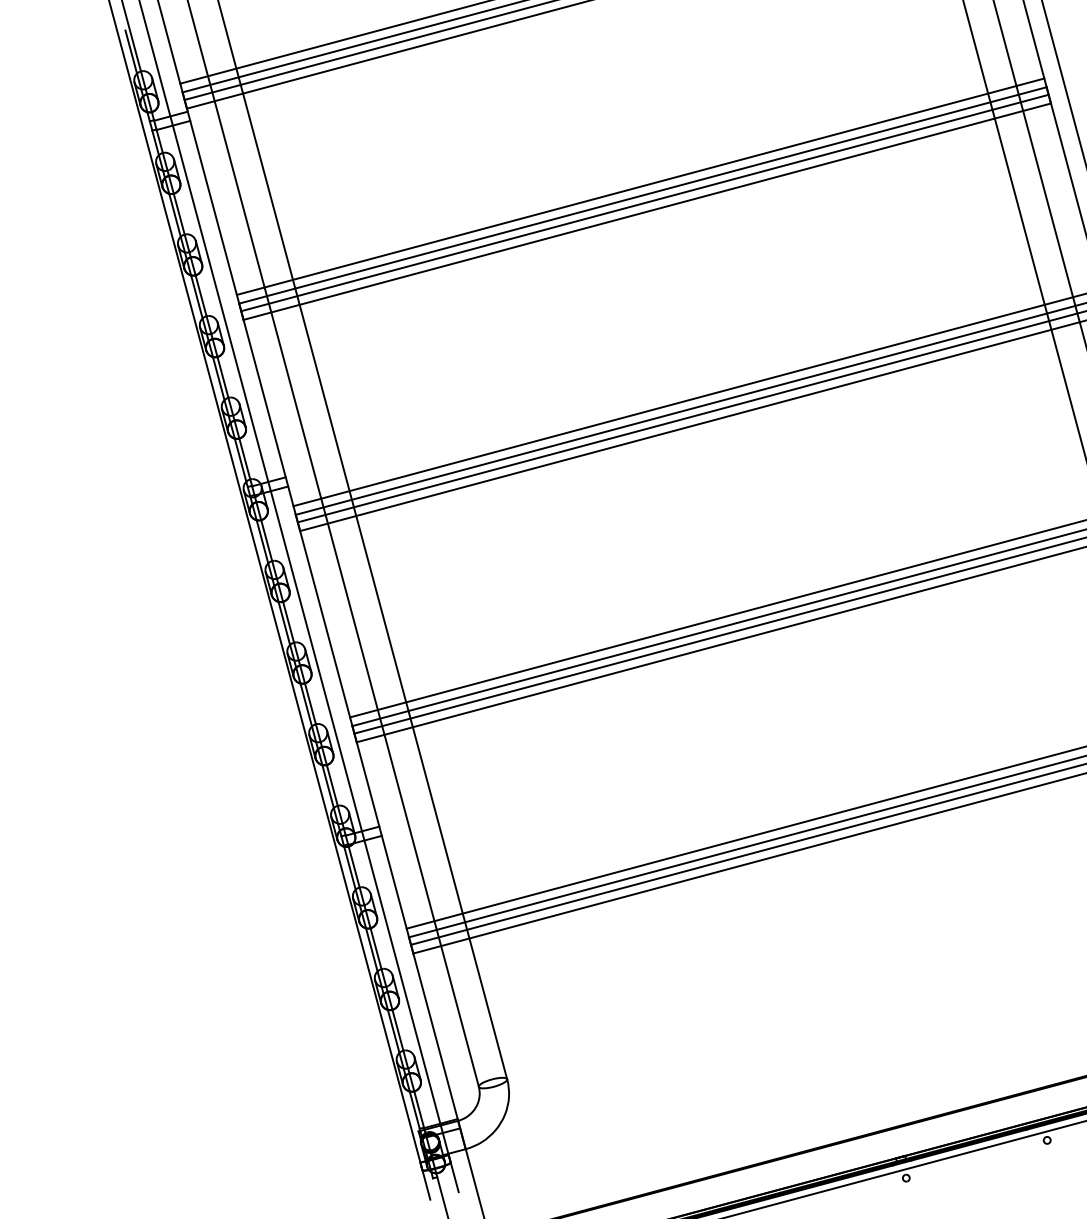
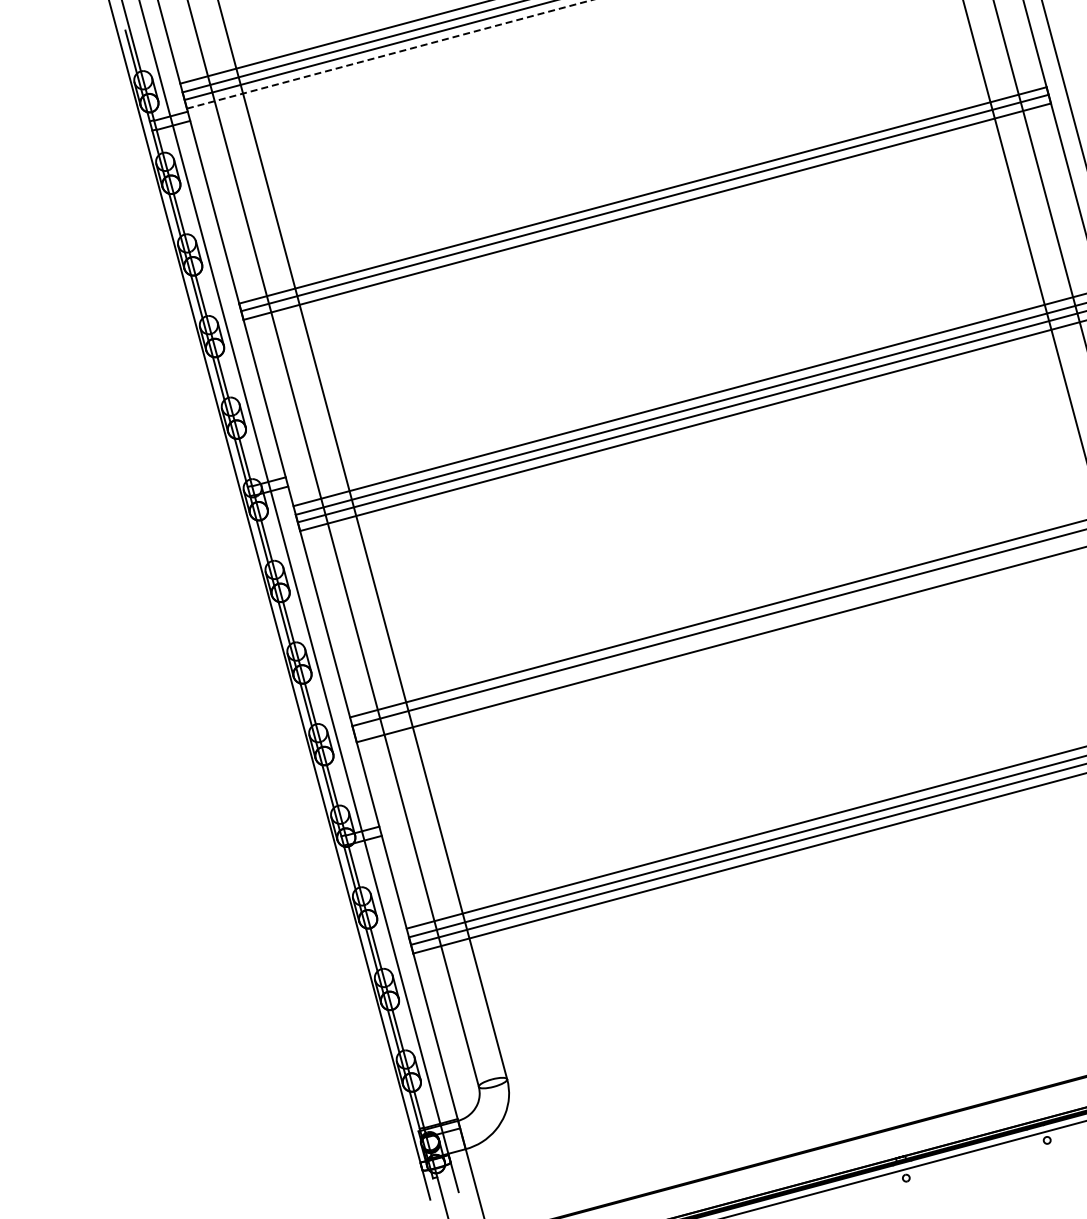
line: solid -> dashed (389, 54)
line: present -> none (640, 186)
line: present -> none (718, 635)
